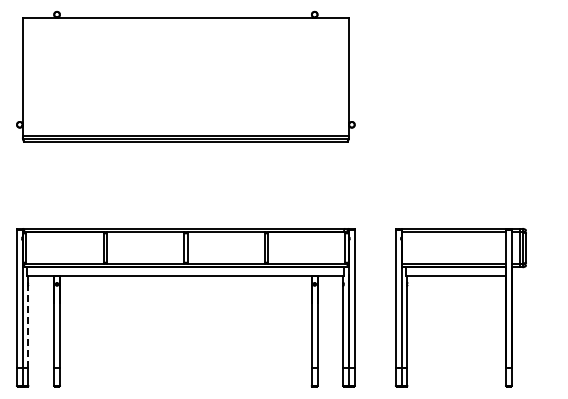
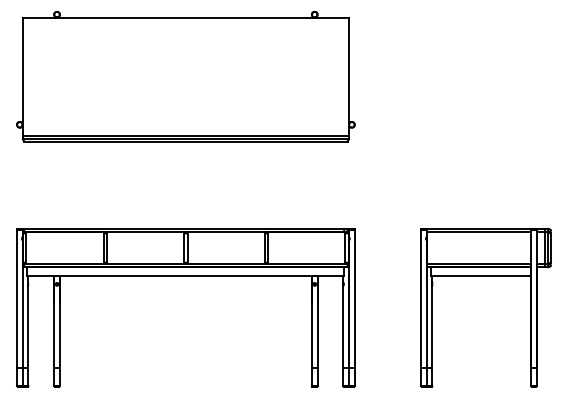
part position: (460, 276) -> (485, 276) (485, 276)
line: dashed -> solid (28, 326)
